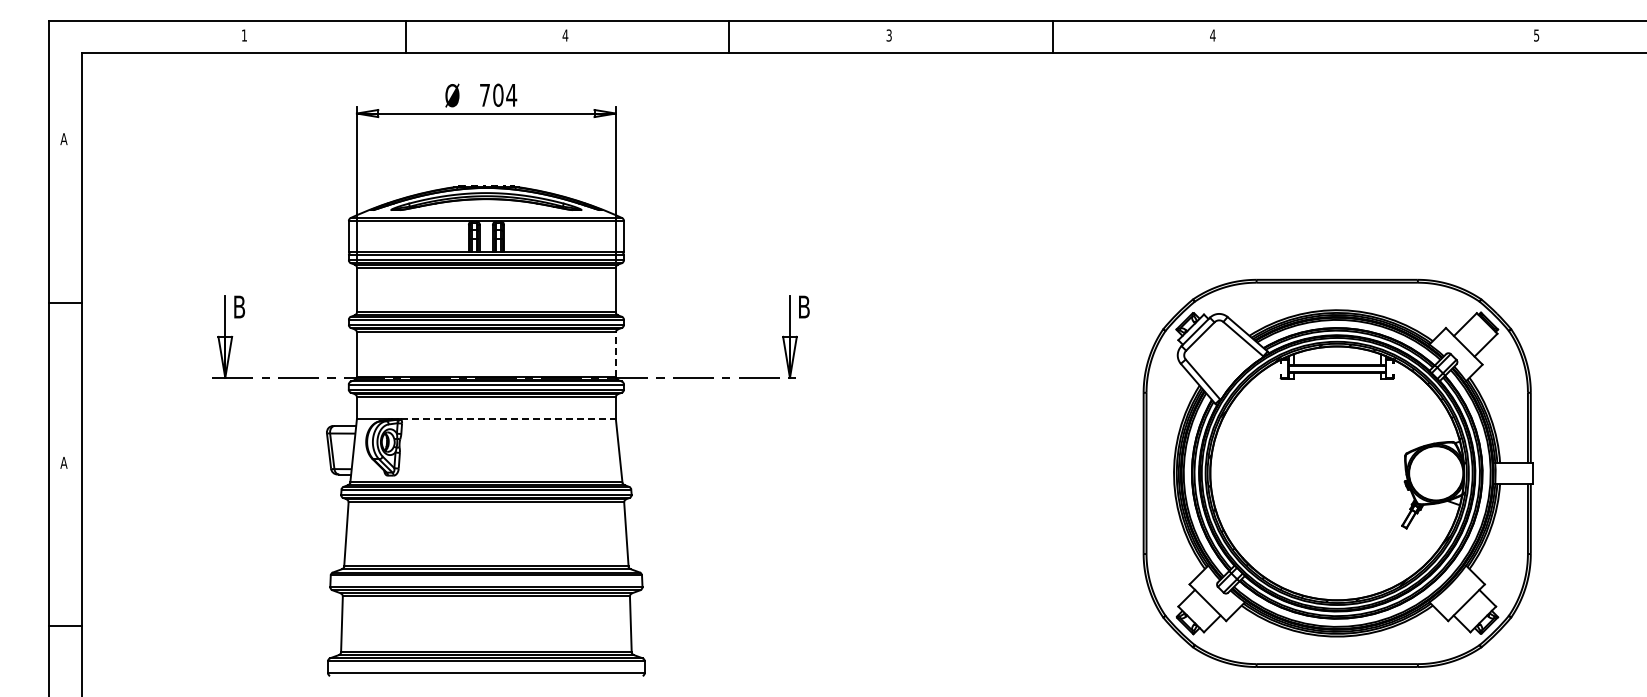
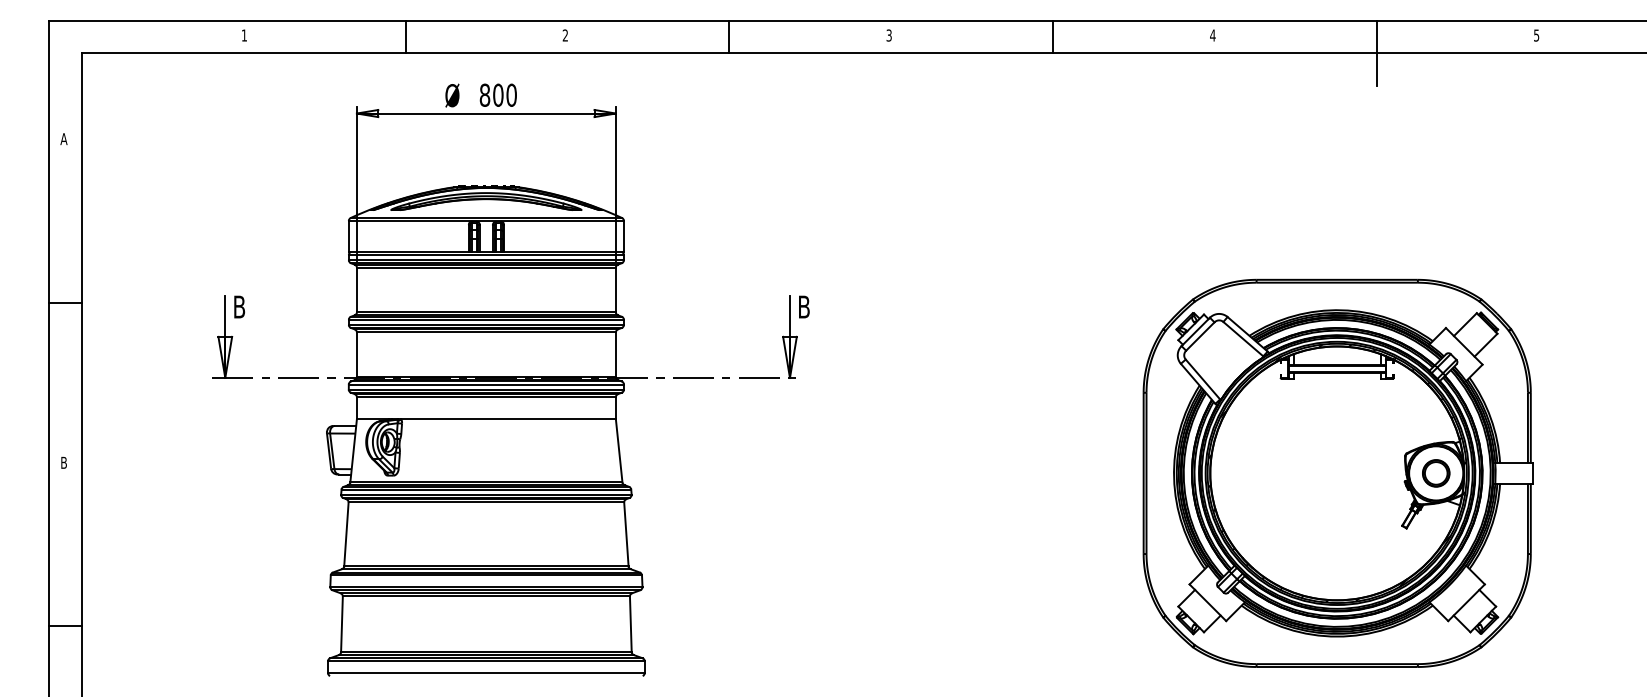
text: 4 -> 2 (565, 35)
line: none -> present (1376, 52)
text: 704 -> 800 (498, 94)
line: dashed -> solid (615, 354)
line: dashed -> solid (509, 419)
text: A -> B (63, 462)
part: none -> present (1436, 473)
